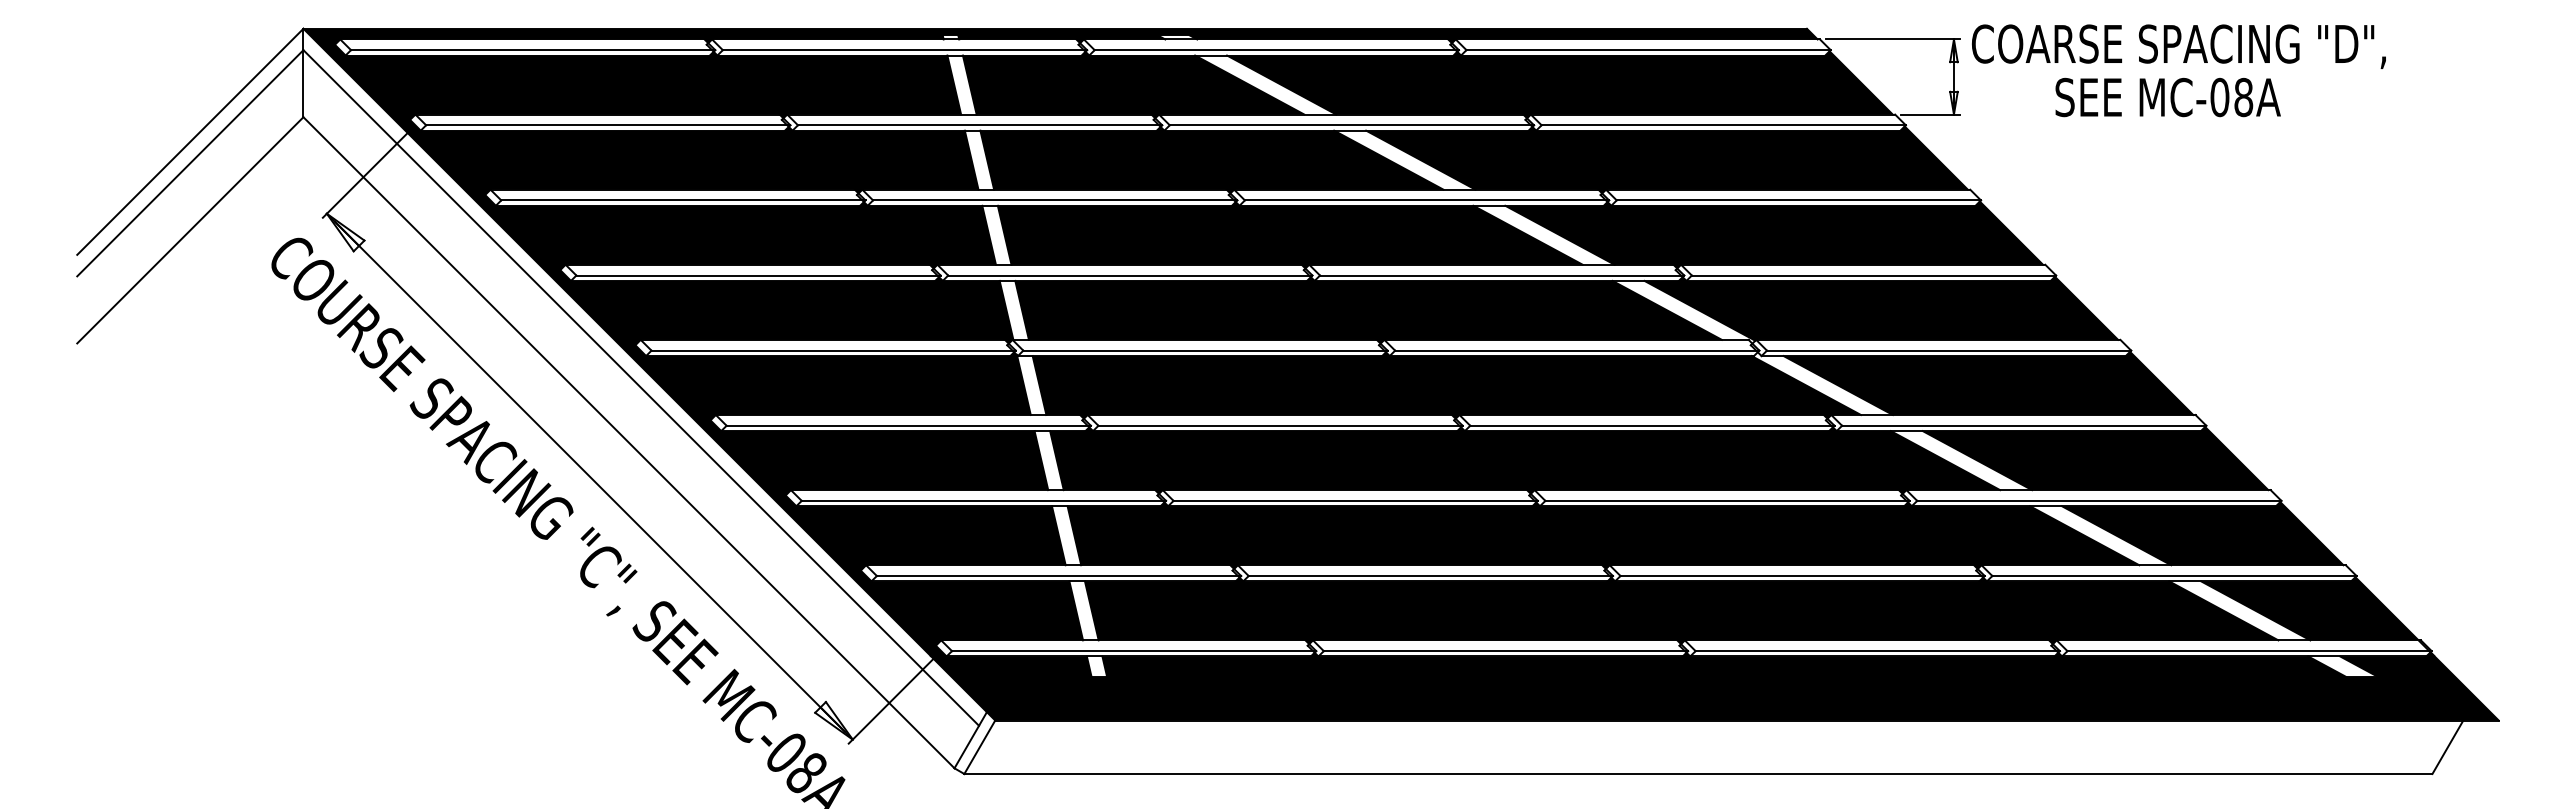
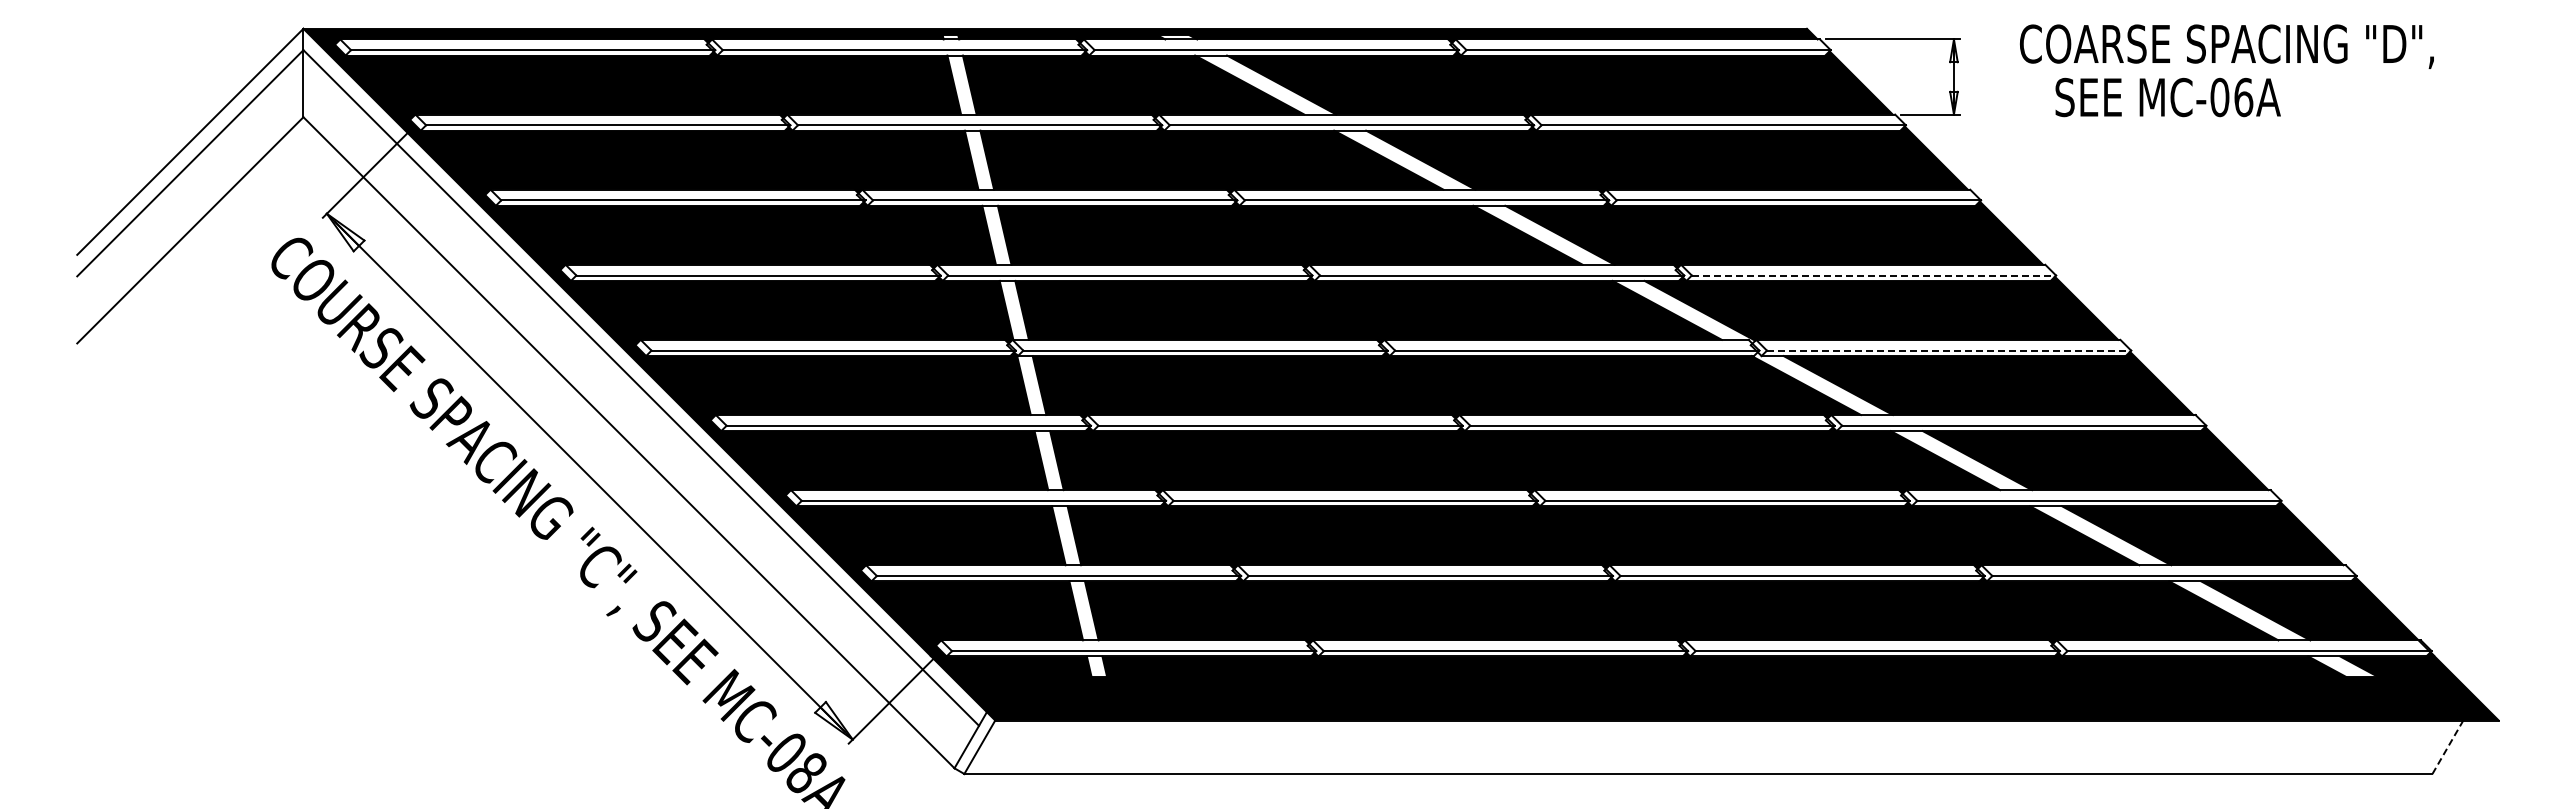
text position: (2178, 46) -> (2226, 46) (2226, 46)
text: MC-08A -> MC-06A (2243, 96)
line: solid -> dashed (1874, 275)
line: solid -> dashed (1949, 350)
line: solid -> dashed (2447, 747)
